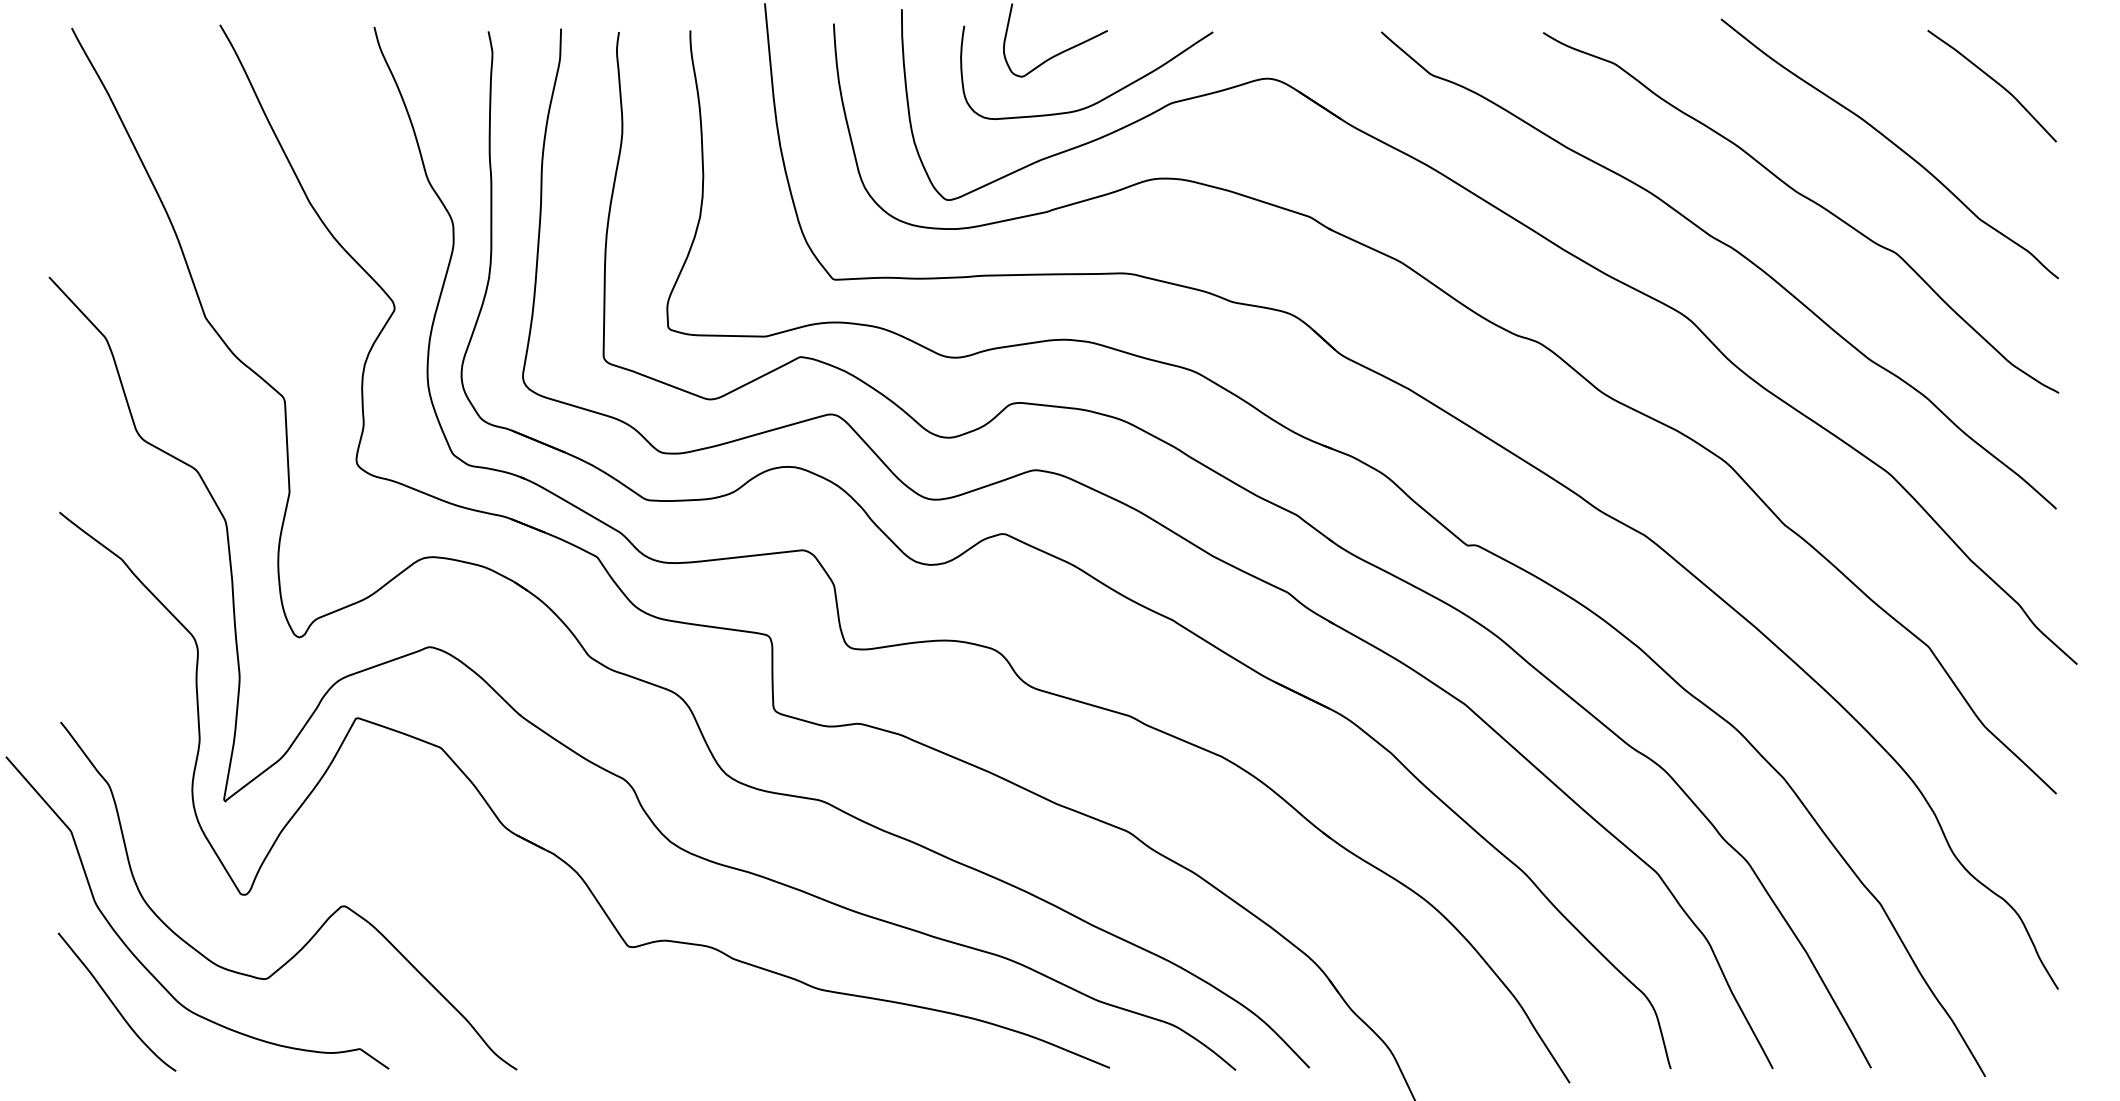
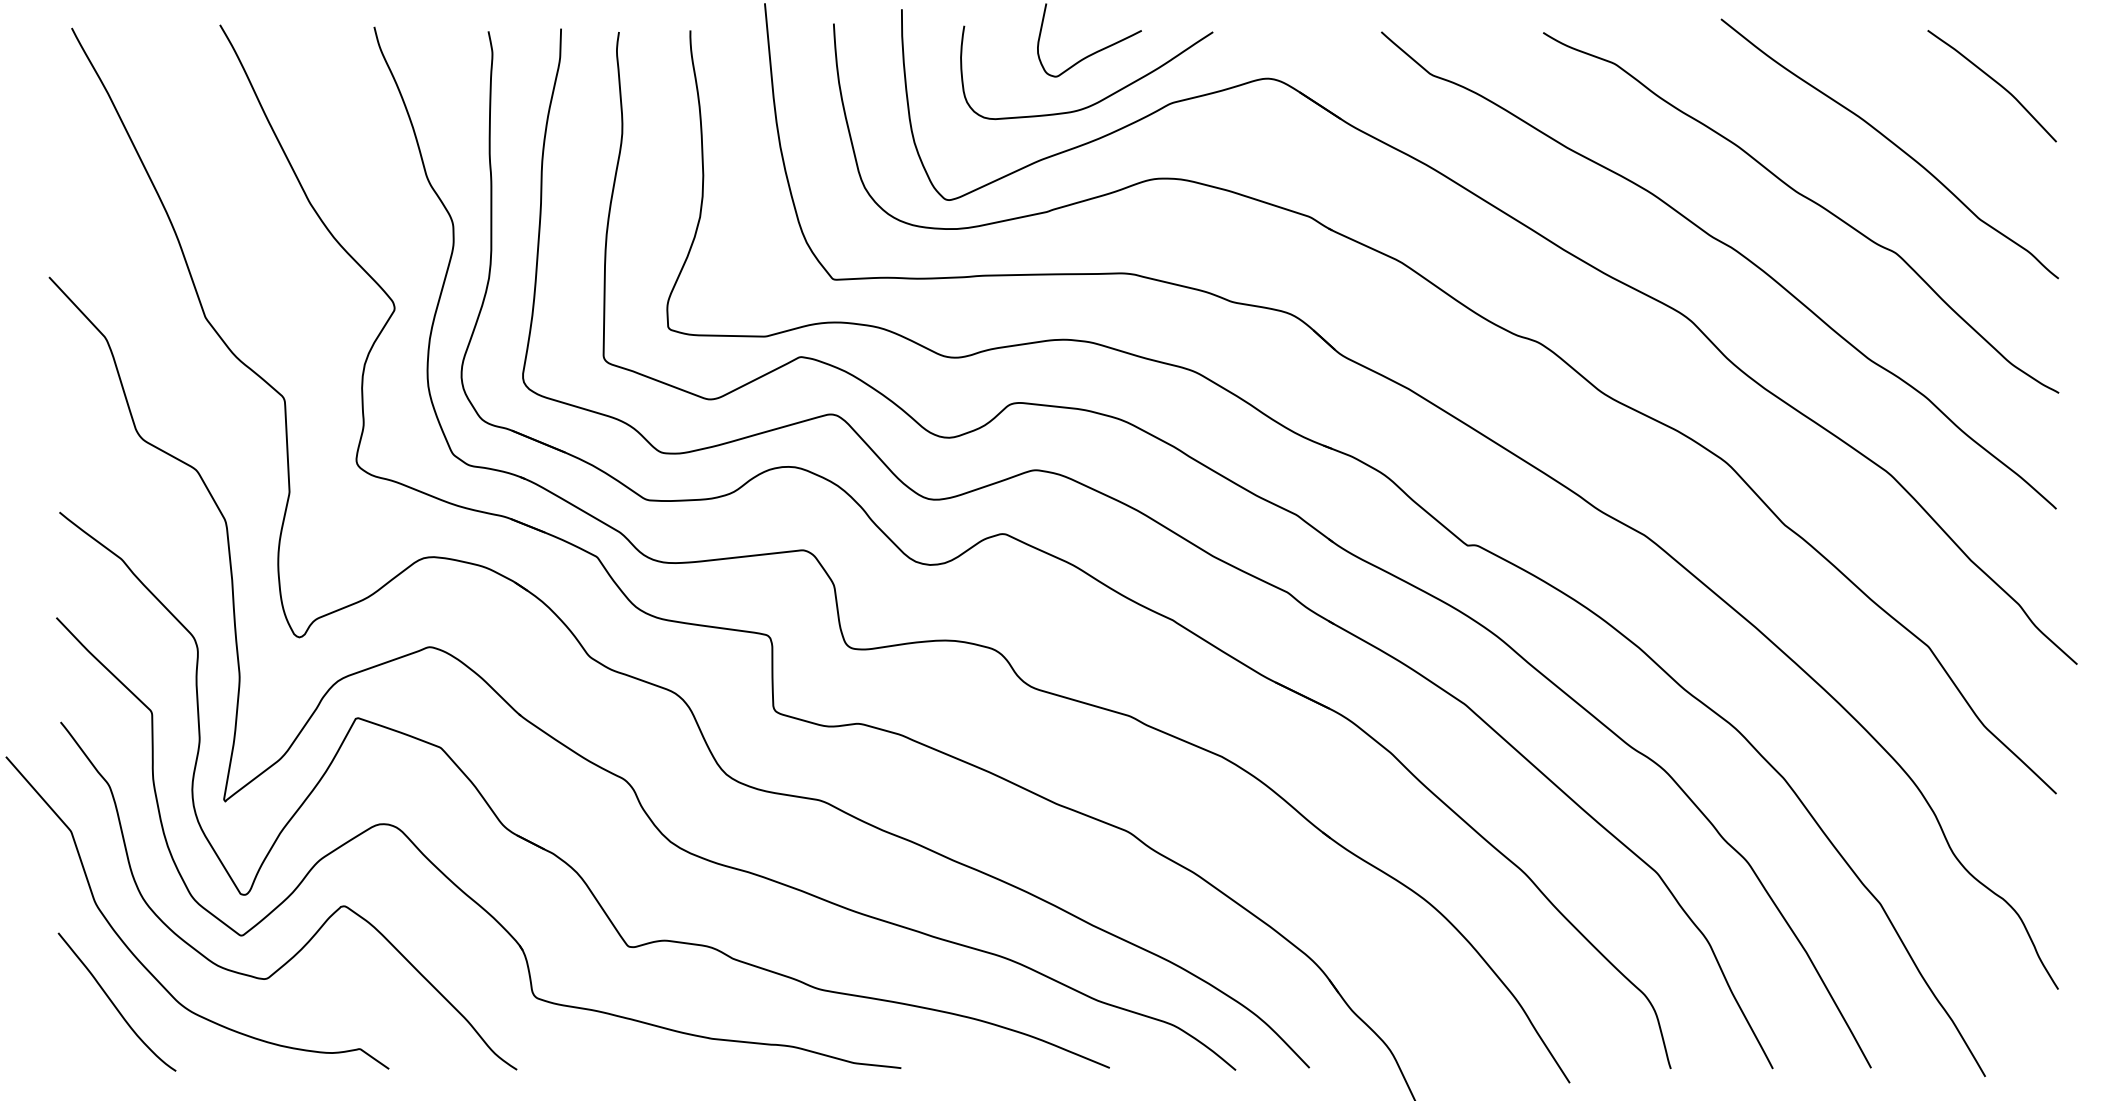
curve position: (1061, 51) -> (1095, 51) (1095, 51)
part: none -> present (445, 874)
